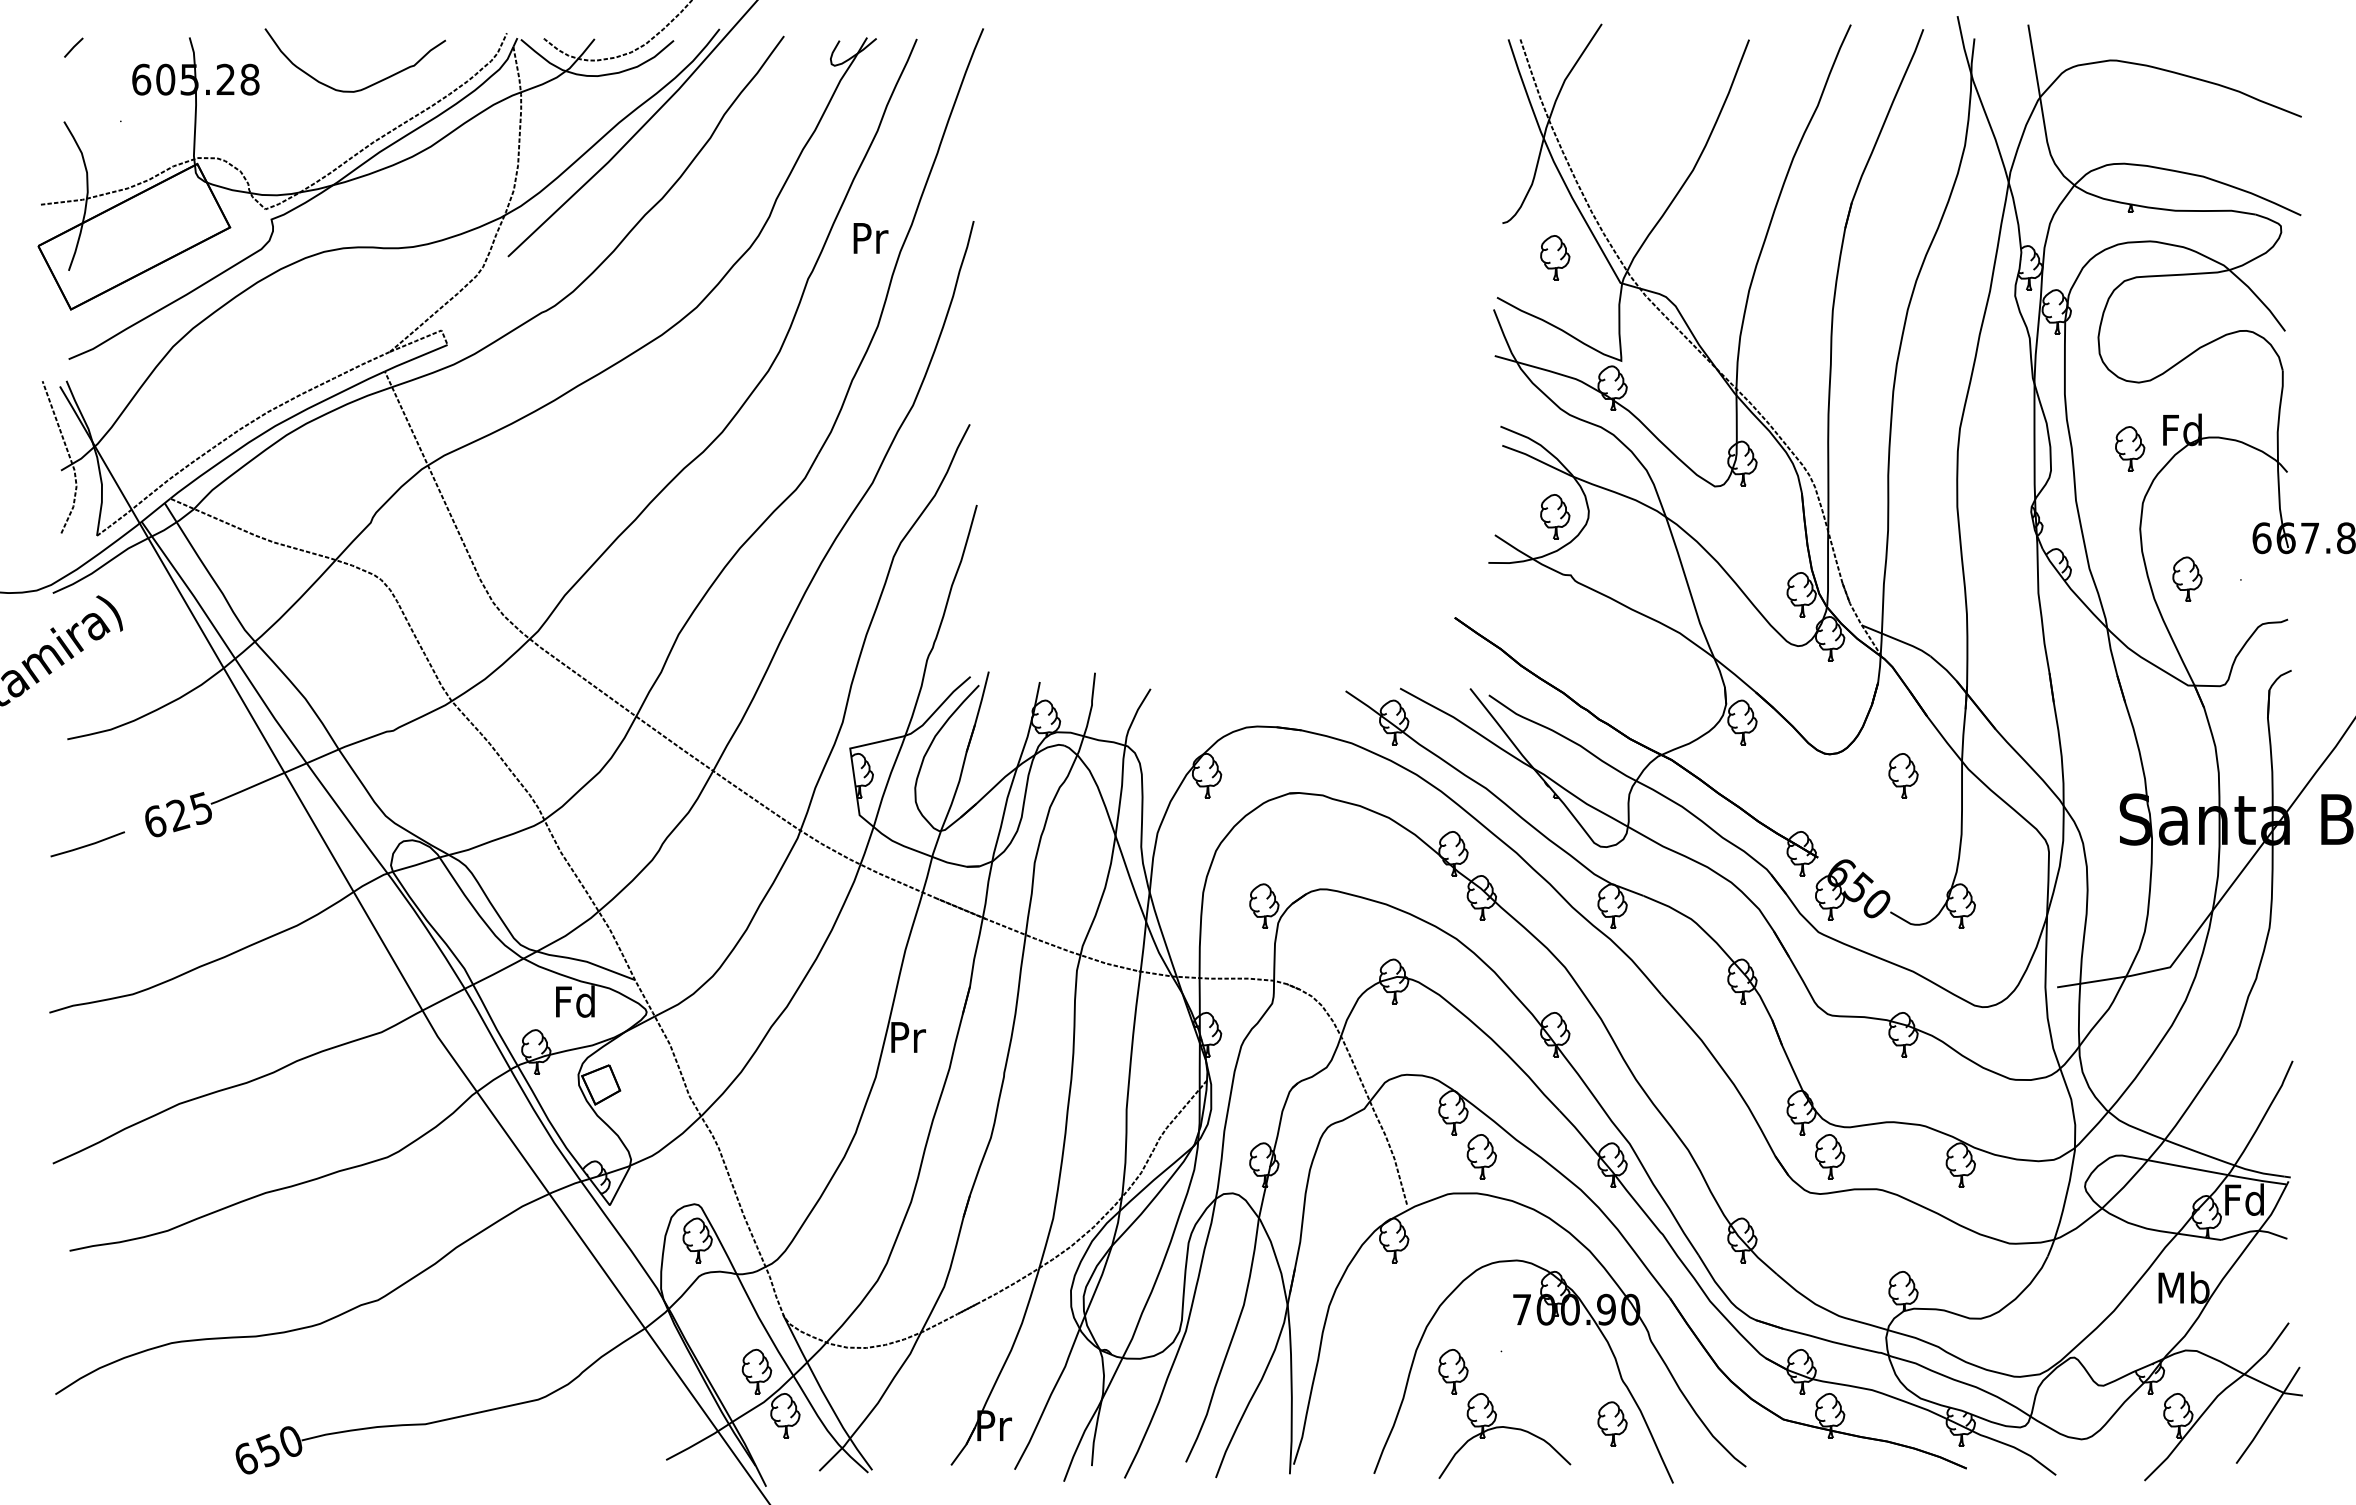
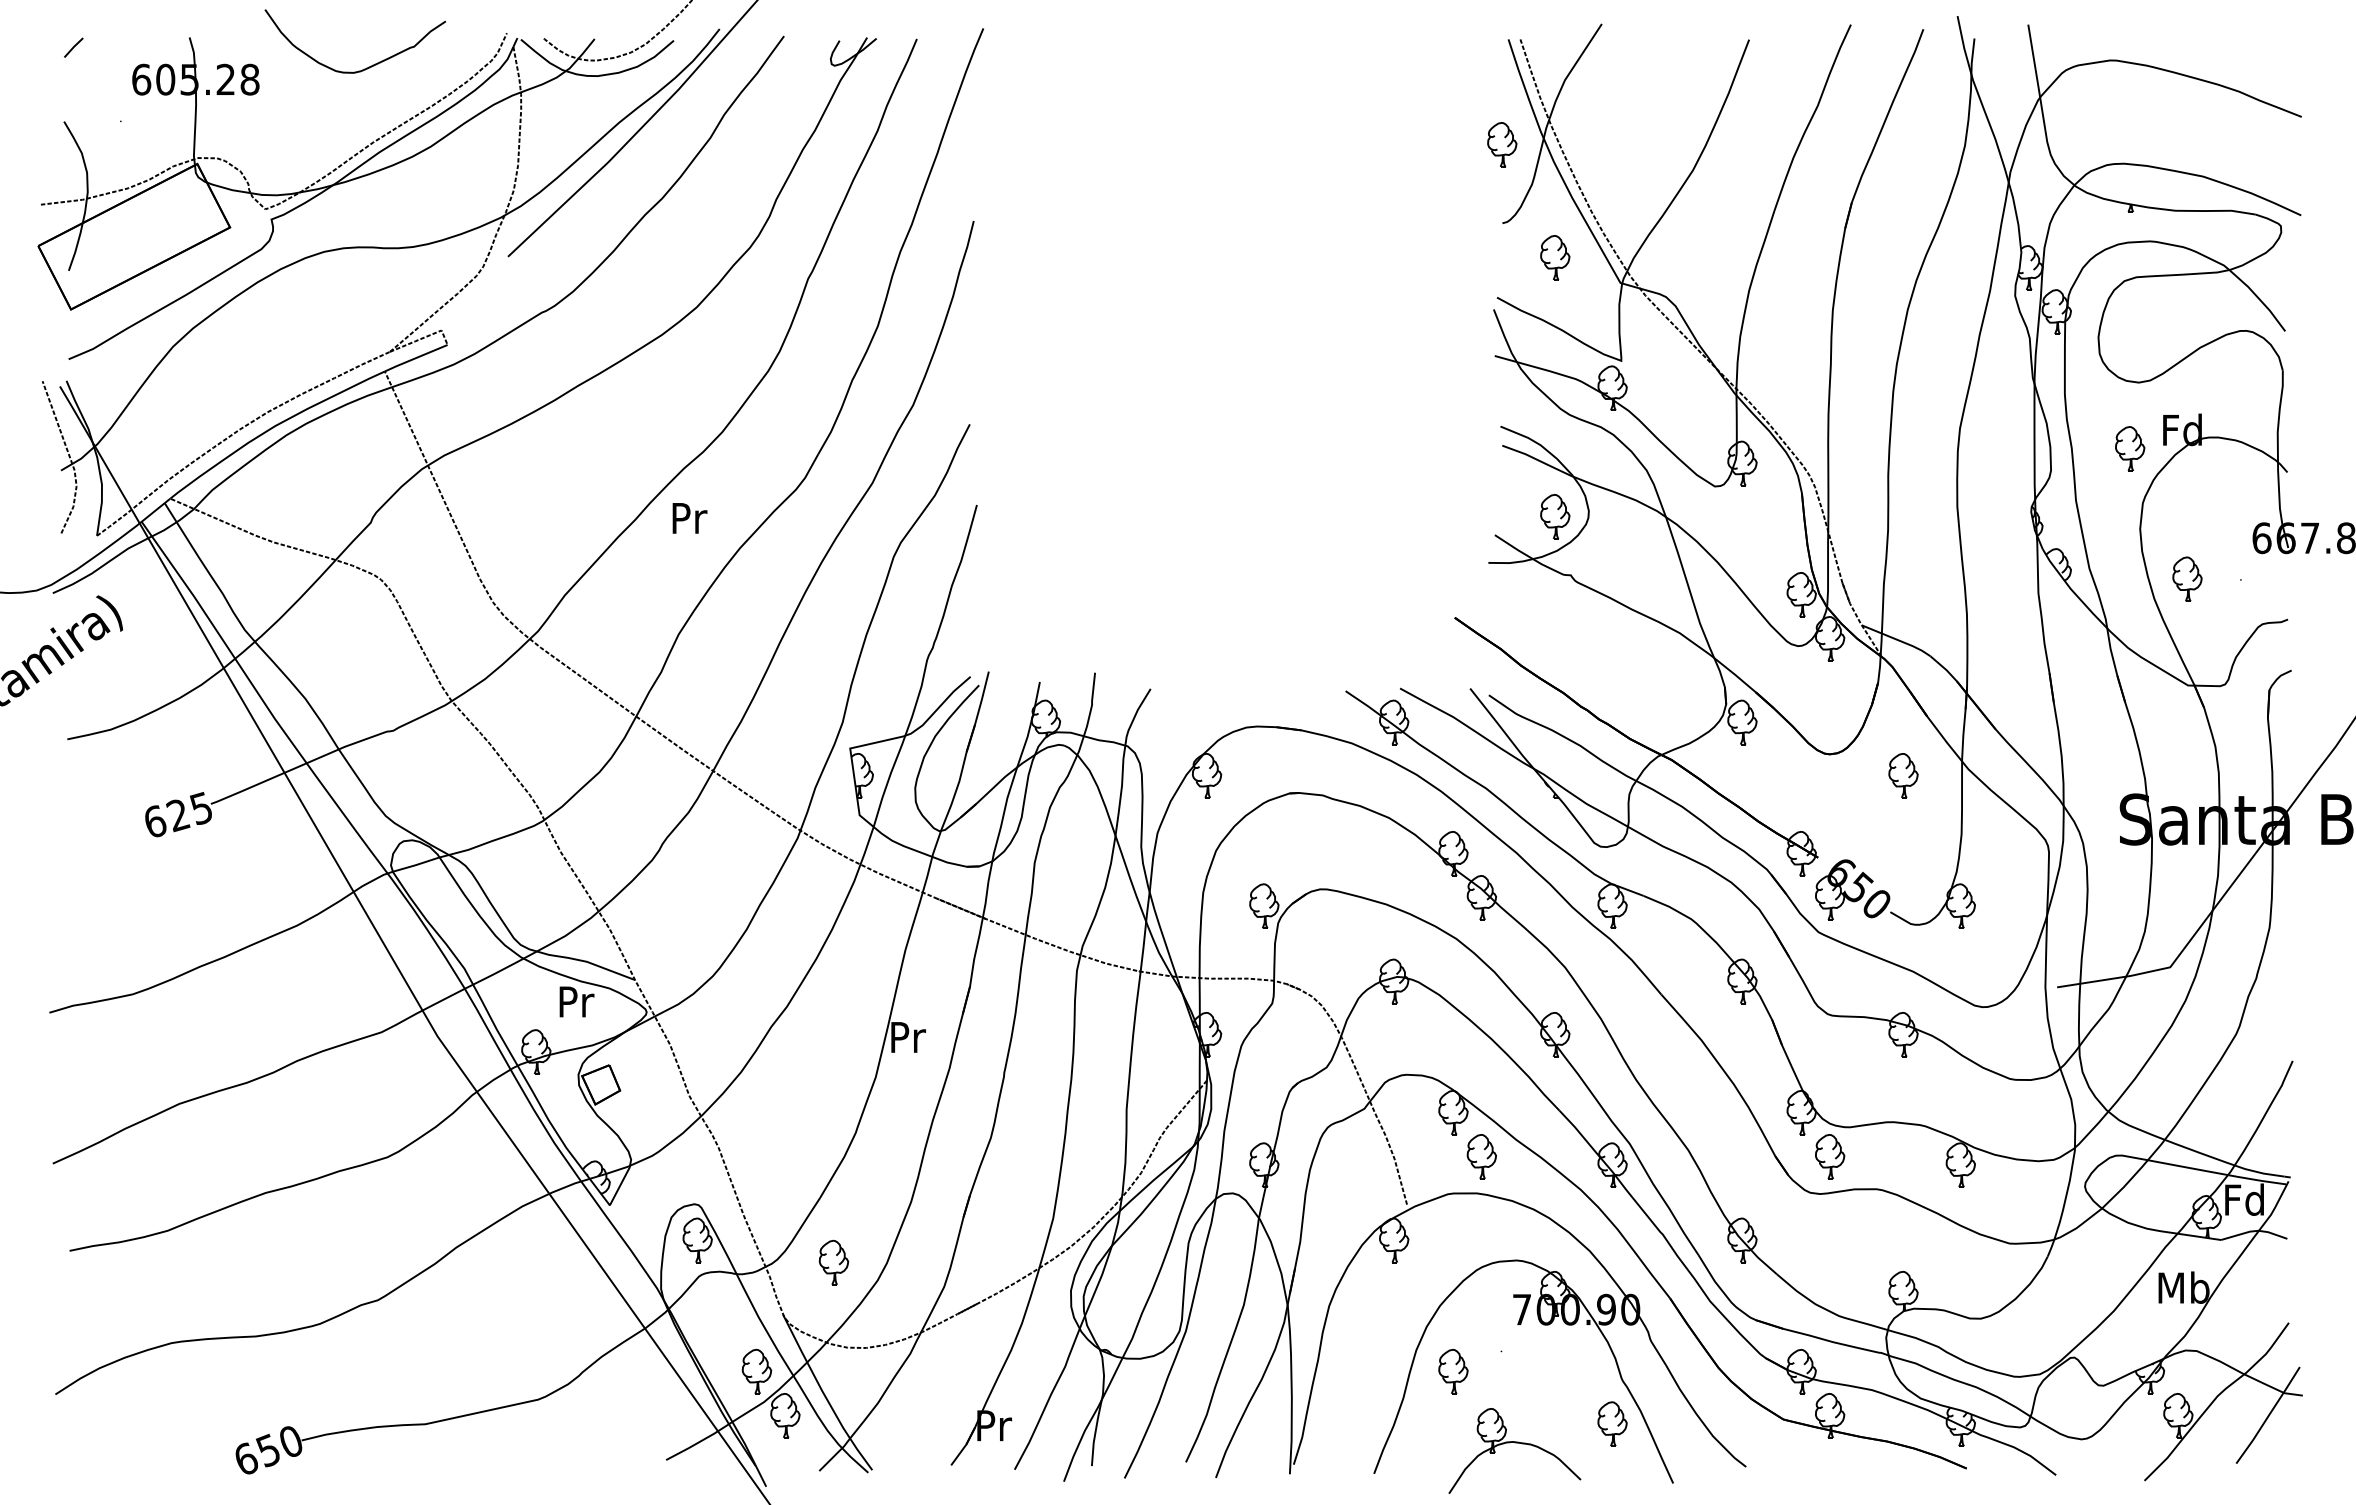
curve position: (366, 86) -> (366, 67) (366, 67)
part: none -> present (1502, 144)
text position: (870, 238) -> (689, 518) (689, 518)
line: present -> none (87, 844)
text: Fd -> Pr (575, 1001)
part: none -> present (833, 1262)
part position: (1504, 1428) -> (1514, 1443) (1514, 1443)
